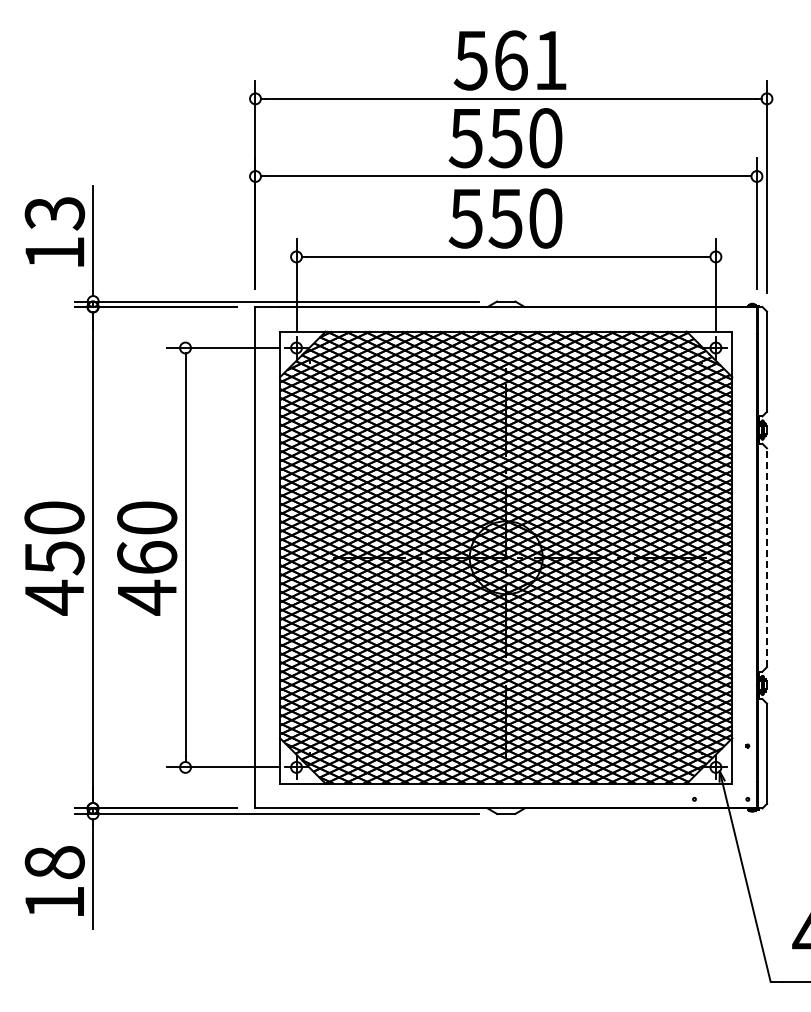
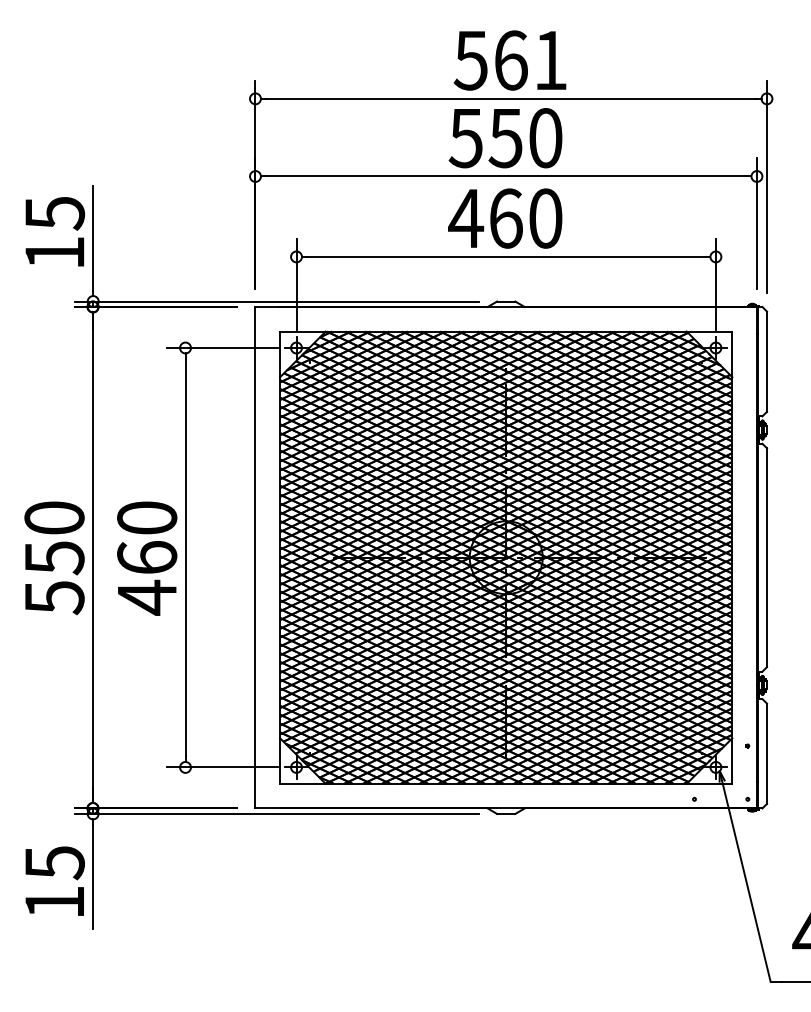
text: 13 -> 15 (54, 213)
text: 550 -> 460 (485, 218)
line: dashed -> solid (766, 557)
text: 450 -> 550 (54, 597)
text: 18 -> 15 (54, 863)
